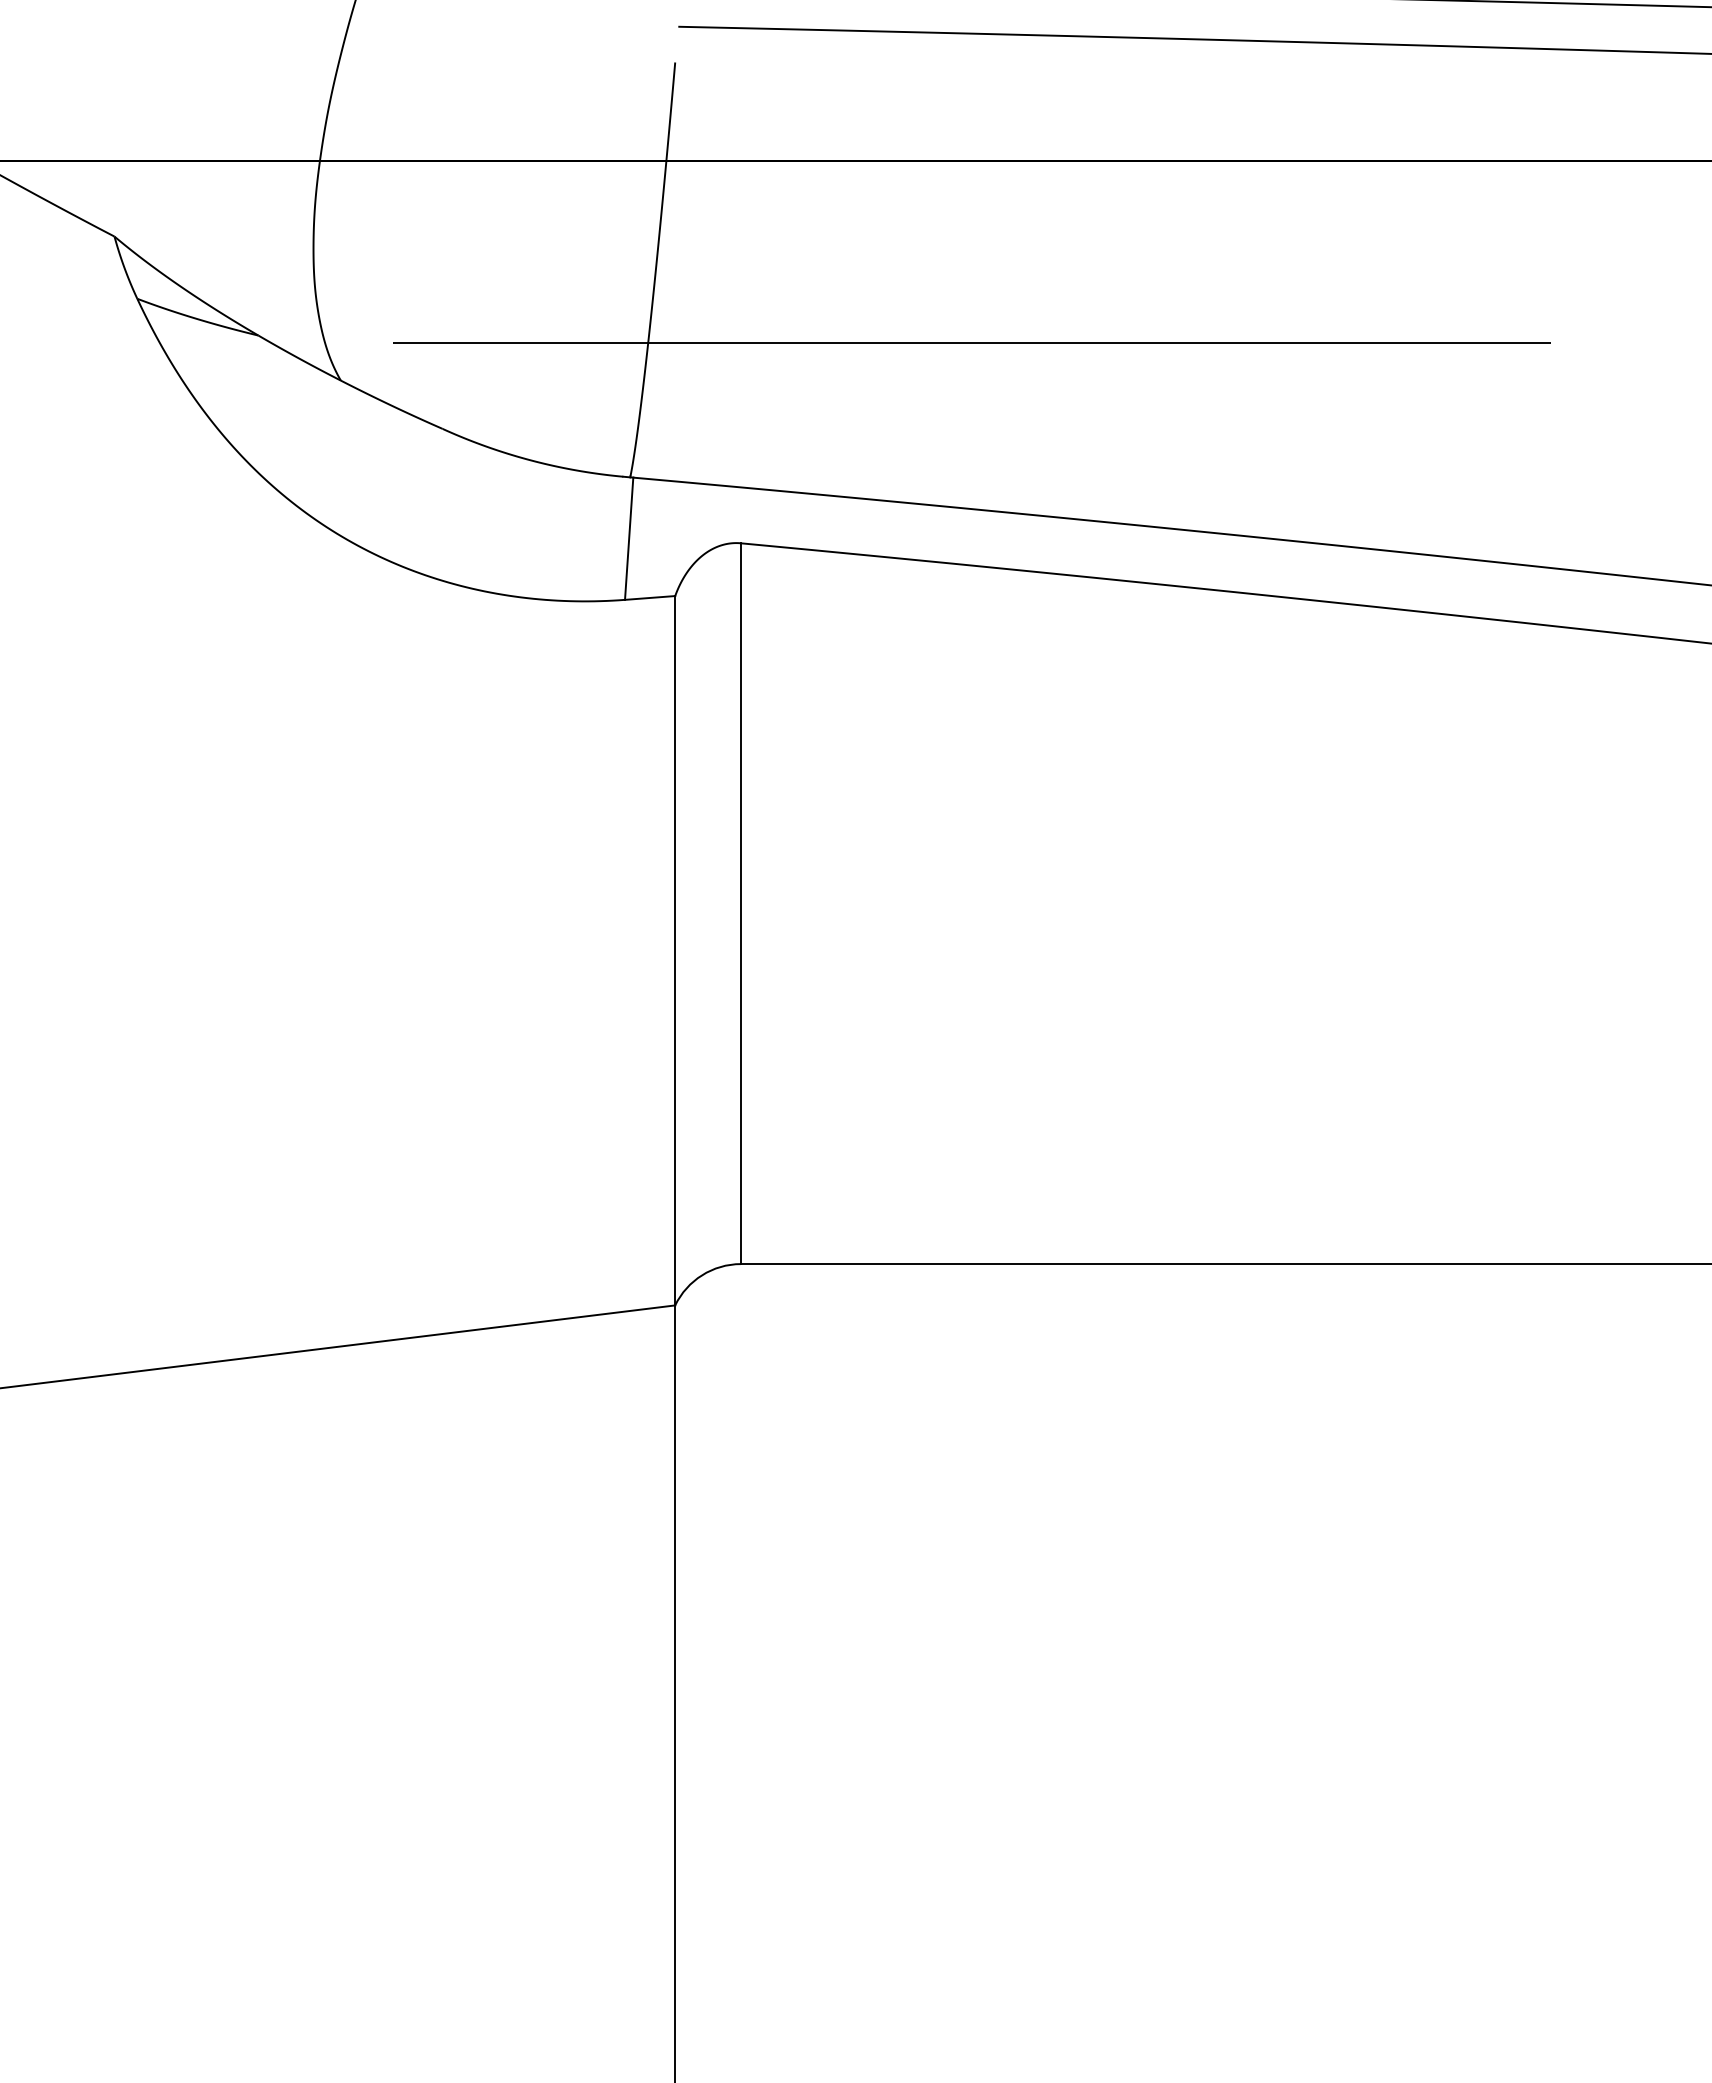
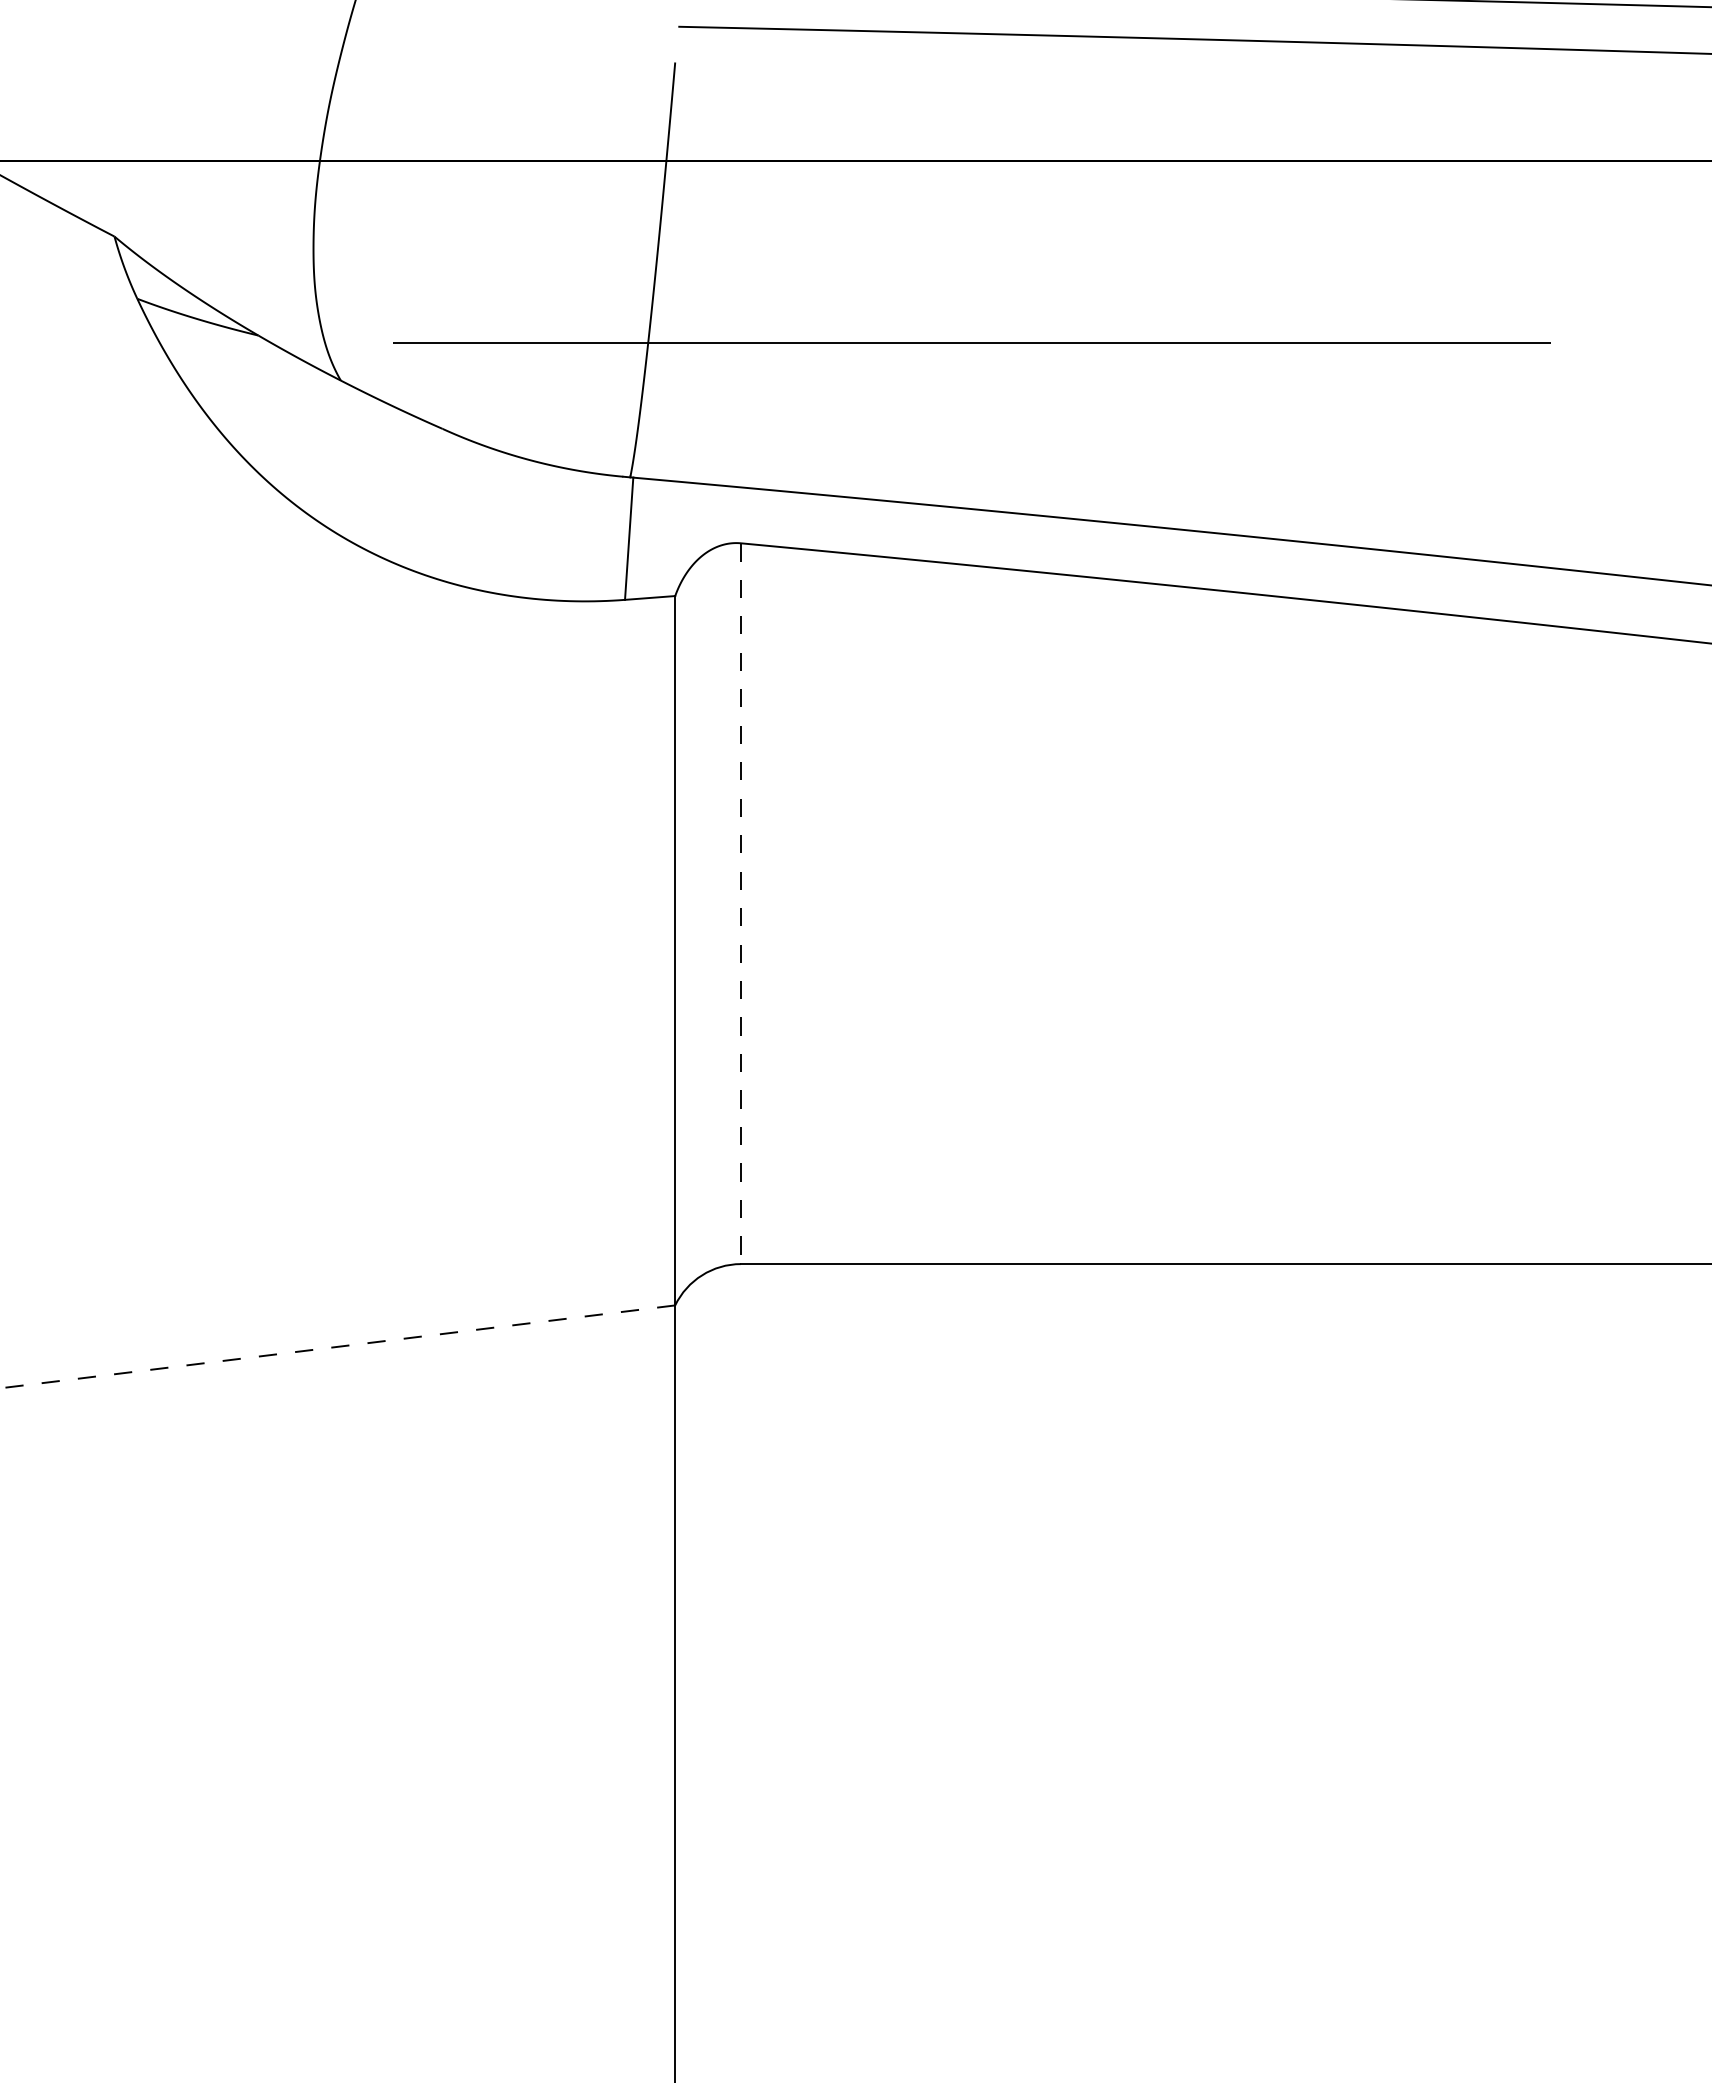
line: solid -> dashed (740, 904)
line: solid -> dashed (337, 1346)
